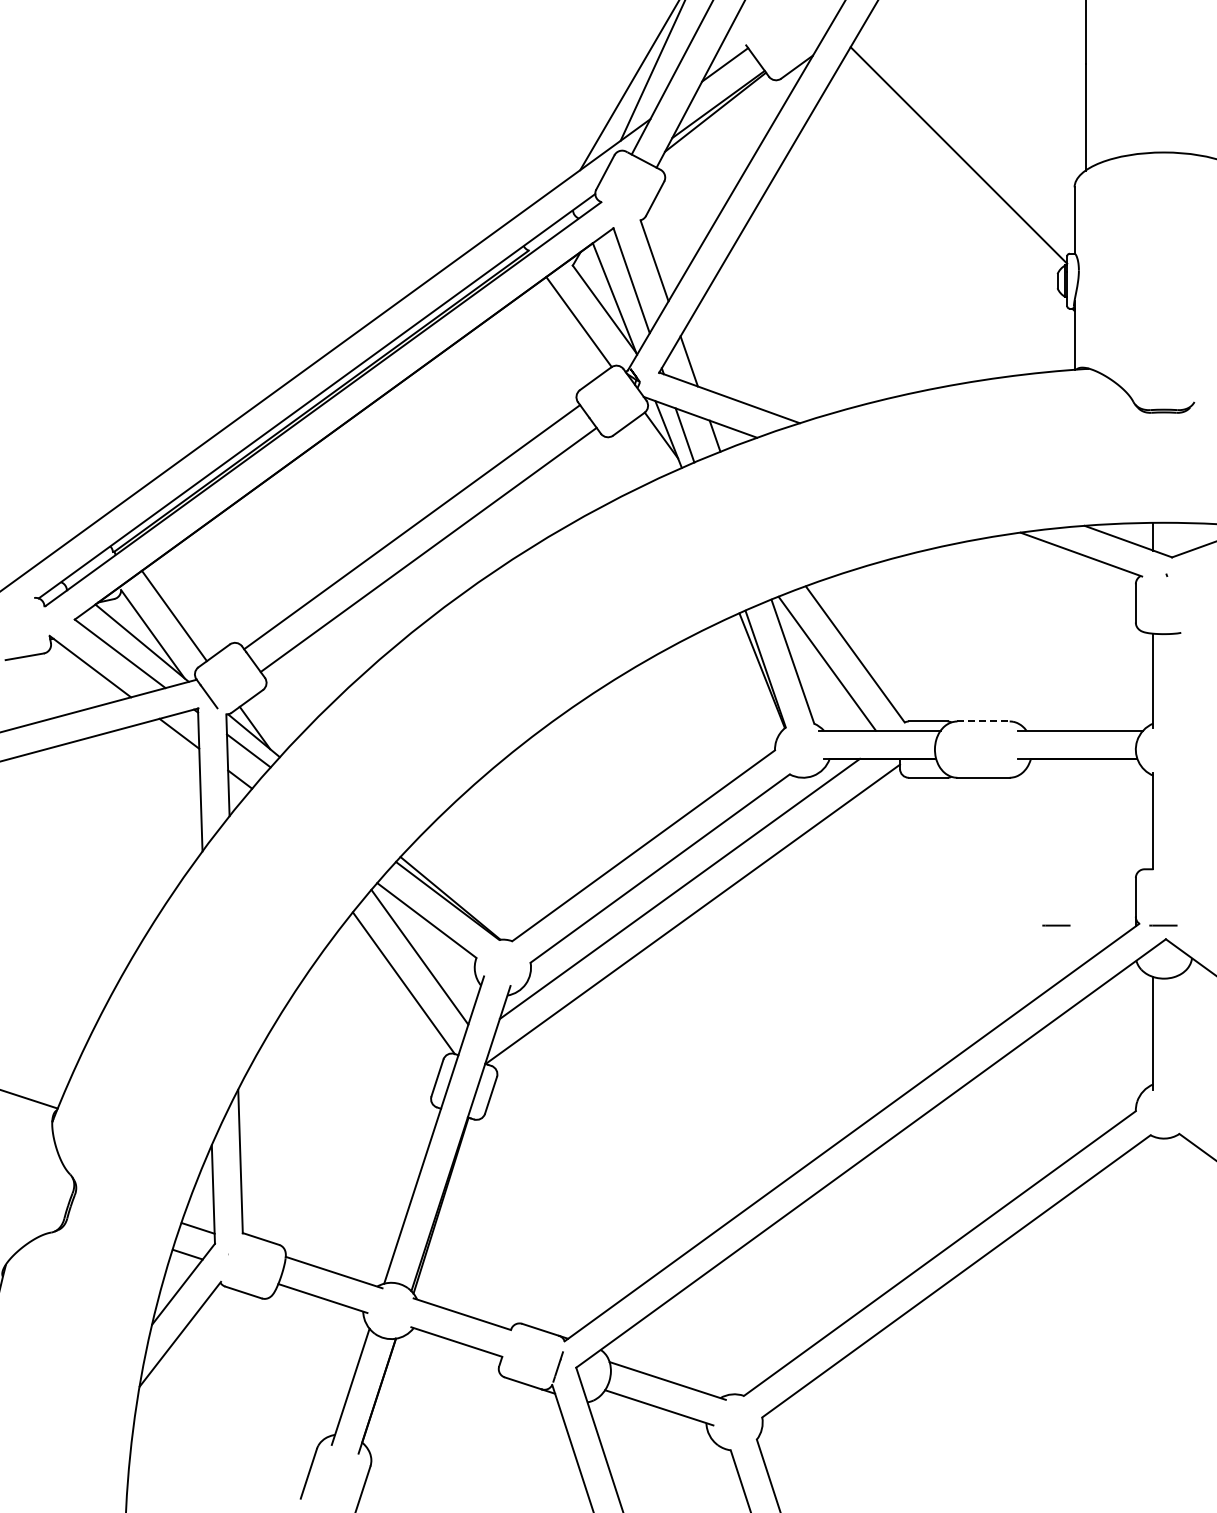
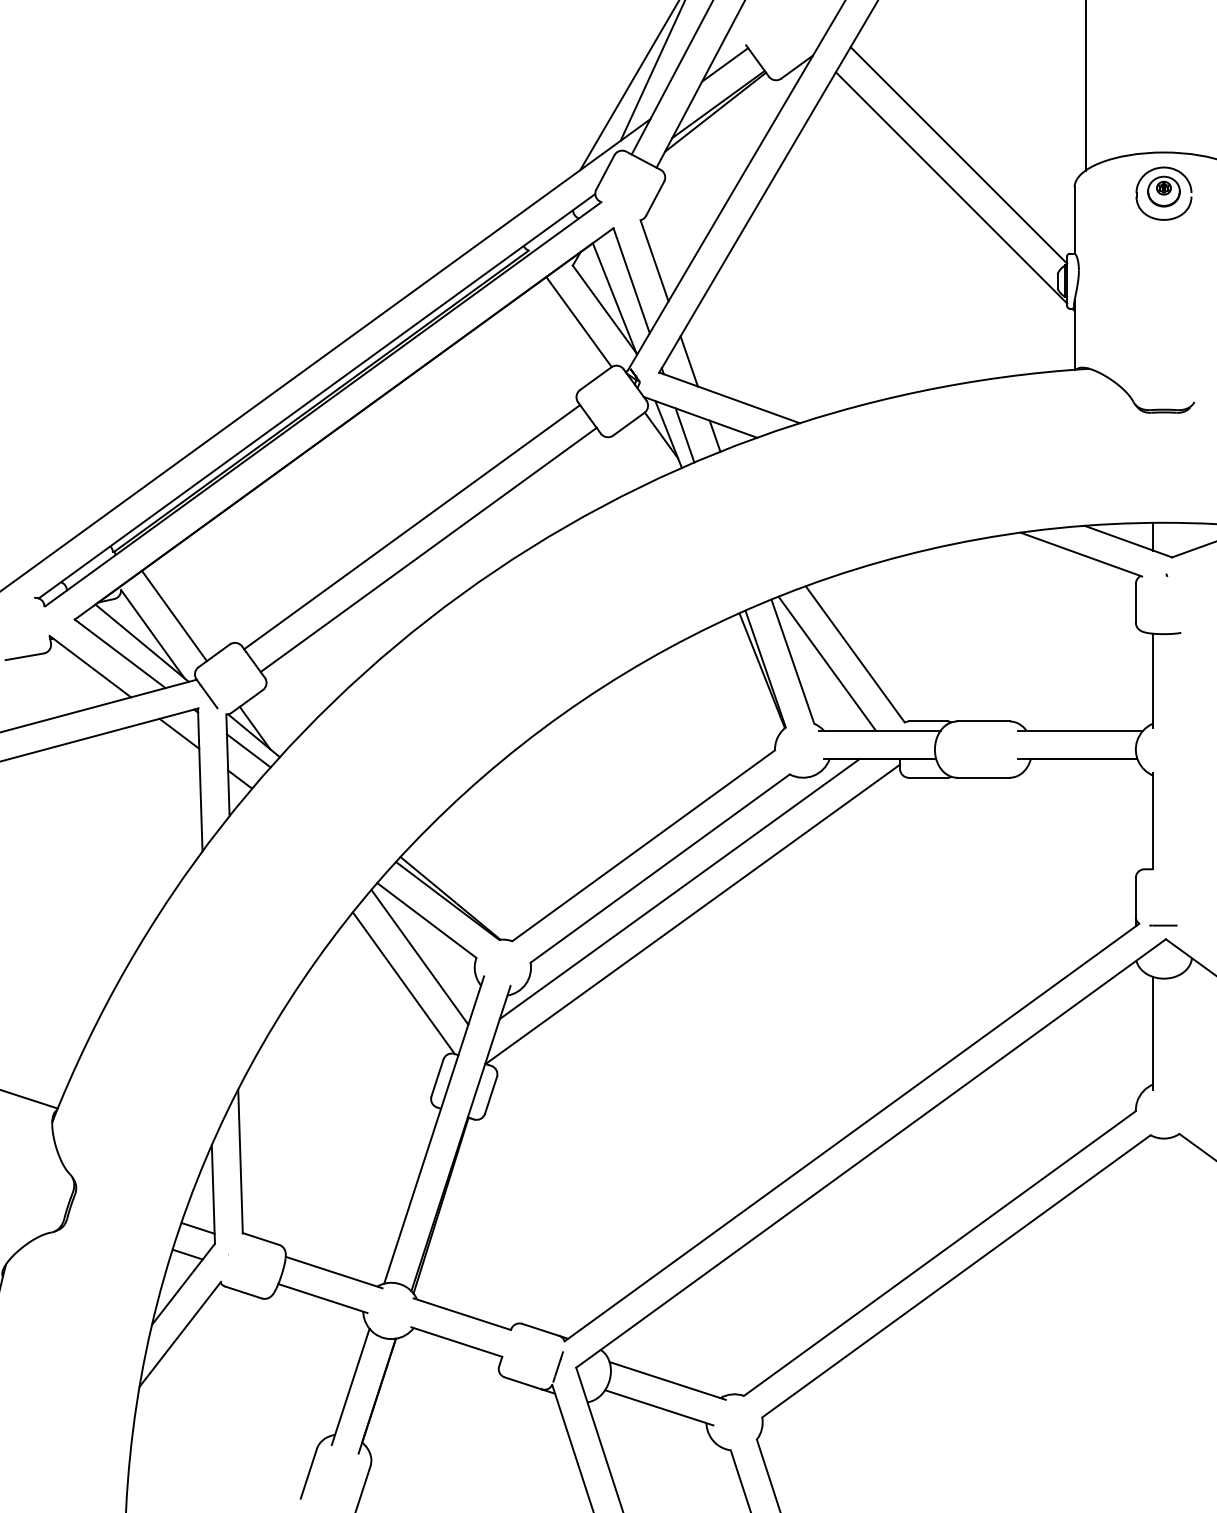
line: none -> present (951, 187)
part: none -> present (1163, 193)
line: dashed -> solid (984, 721)
line: present -> none (1056, 925)
